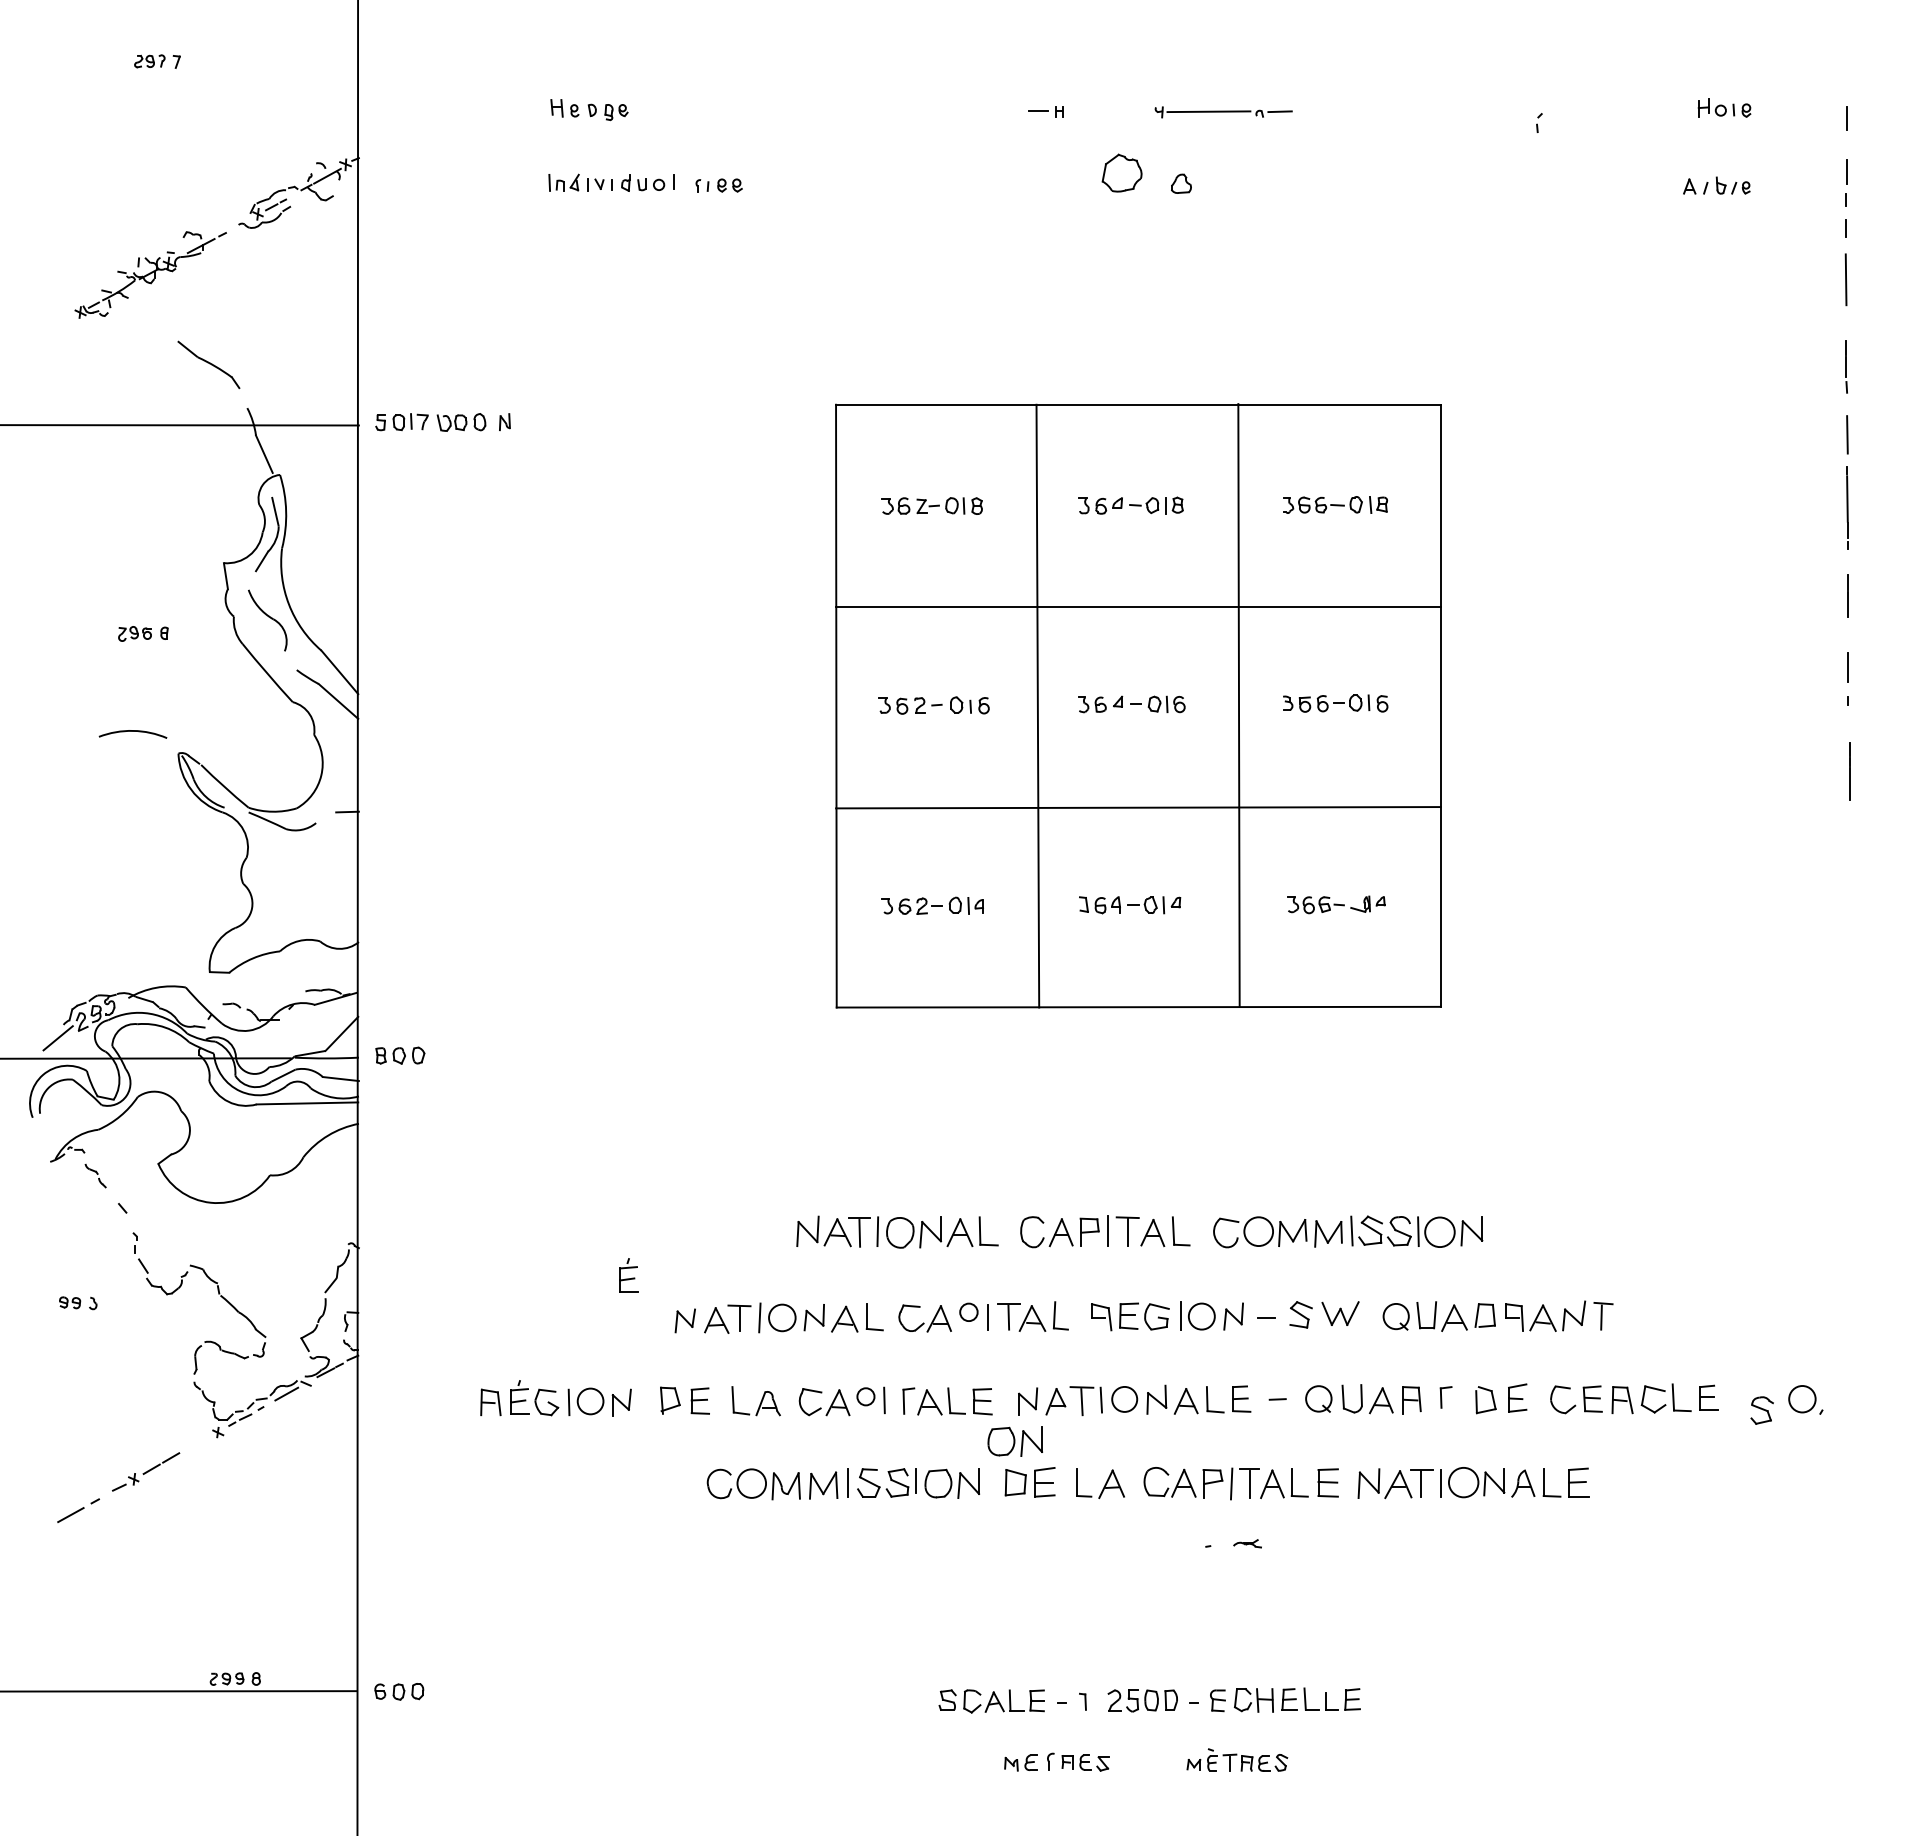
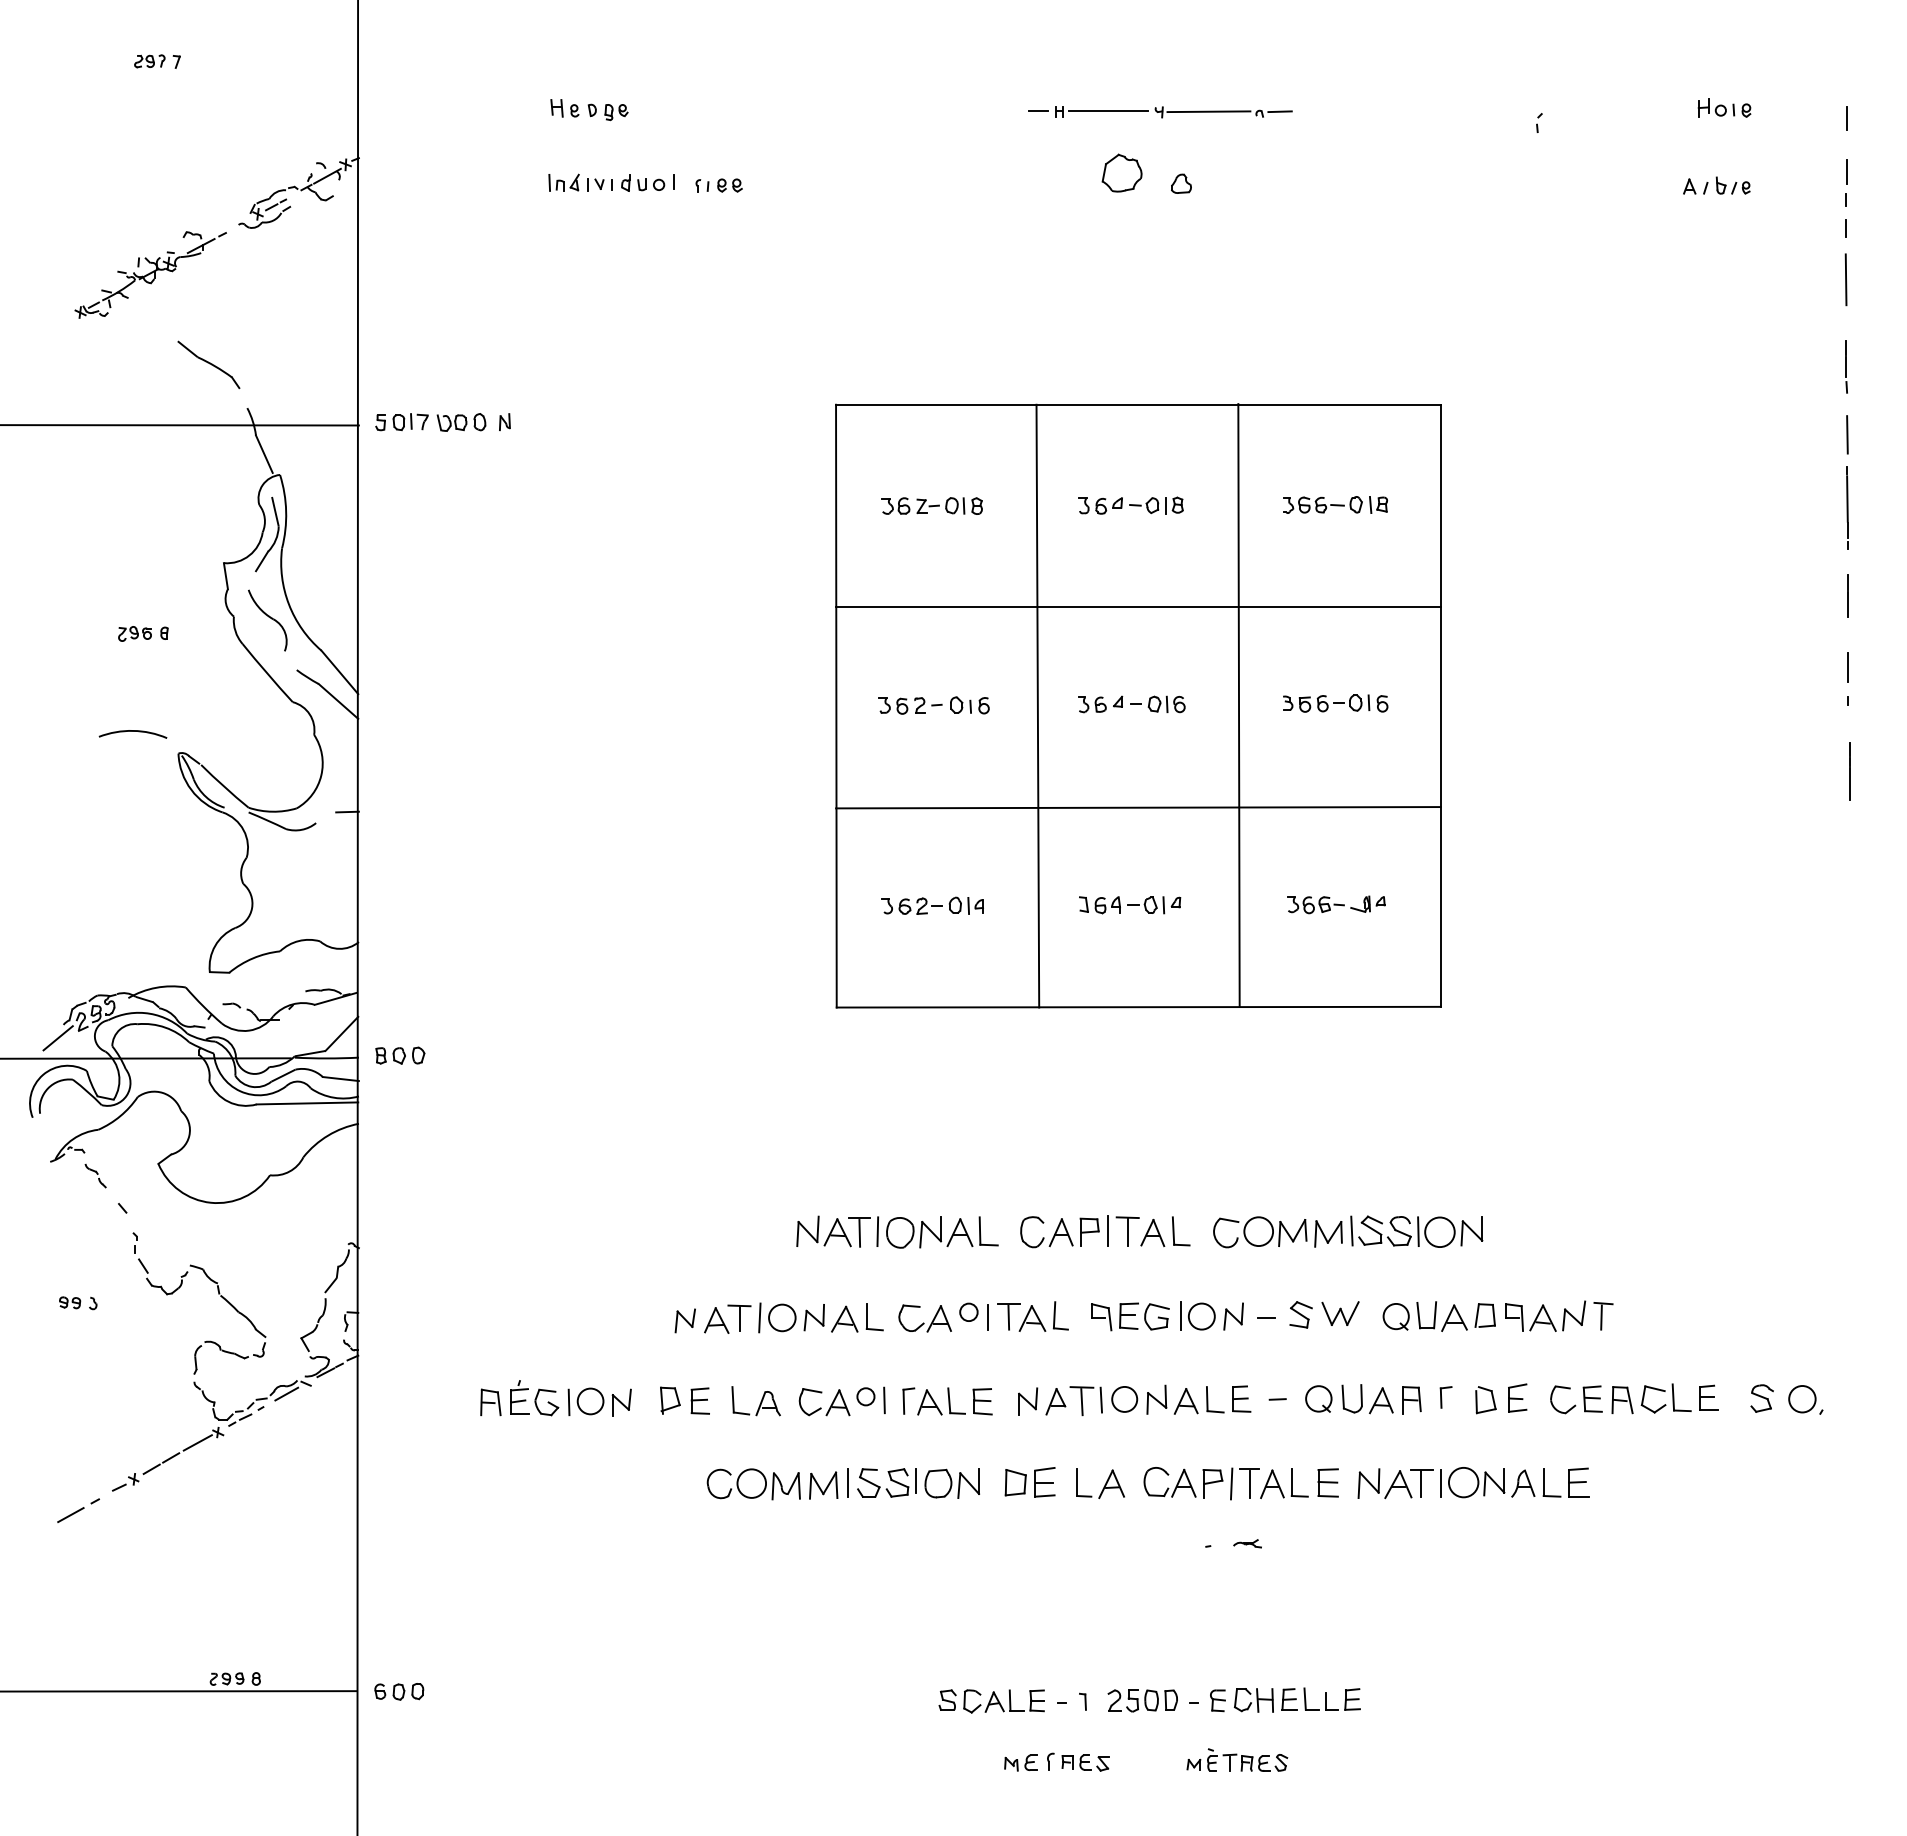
line: none -> present (1108, 111)
part: present -> none (628, 1275)
part position: (1761, 1410) -> (1761, 1398) (1761, 1398)
part: present -> none (1014, 1441)
line: none -> present (197, 1442)
